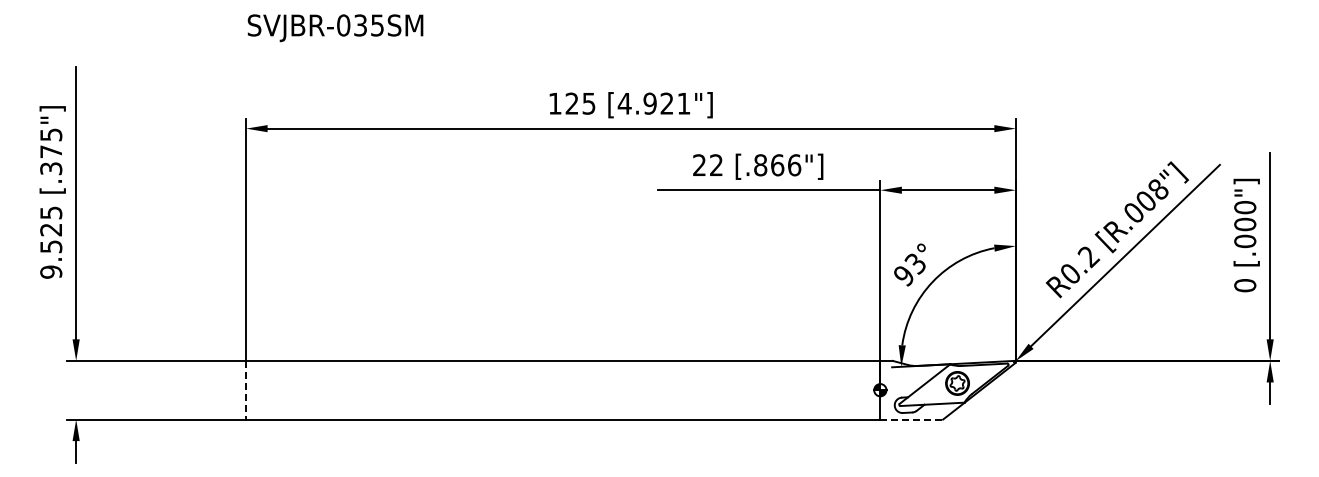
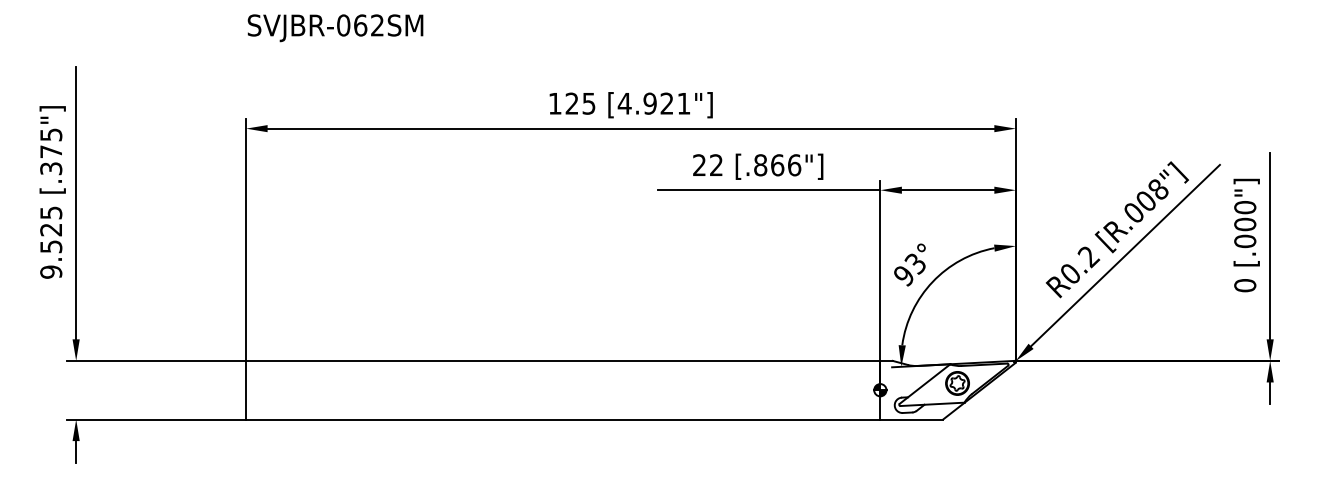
text: SVJBR-035SM -> SVJBR-062SM (368, 25)
line: dashed -> solid (246, 390)
line: dashed -> solid (912, 419)
